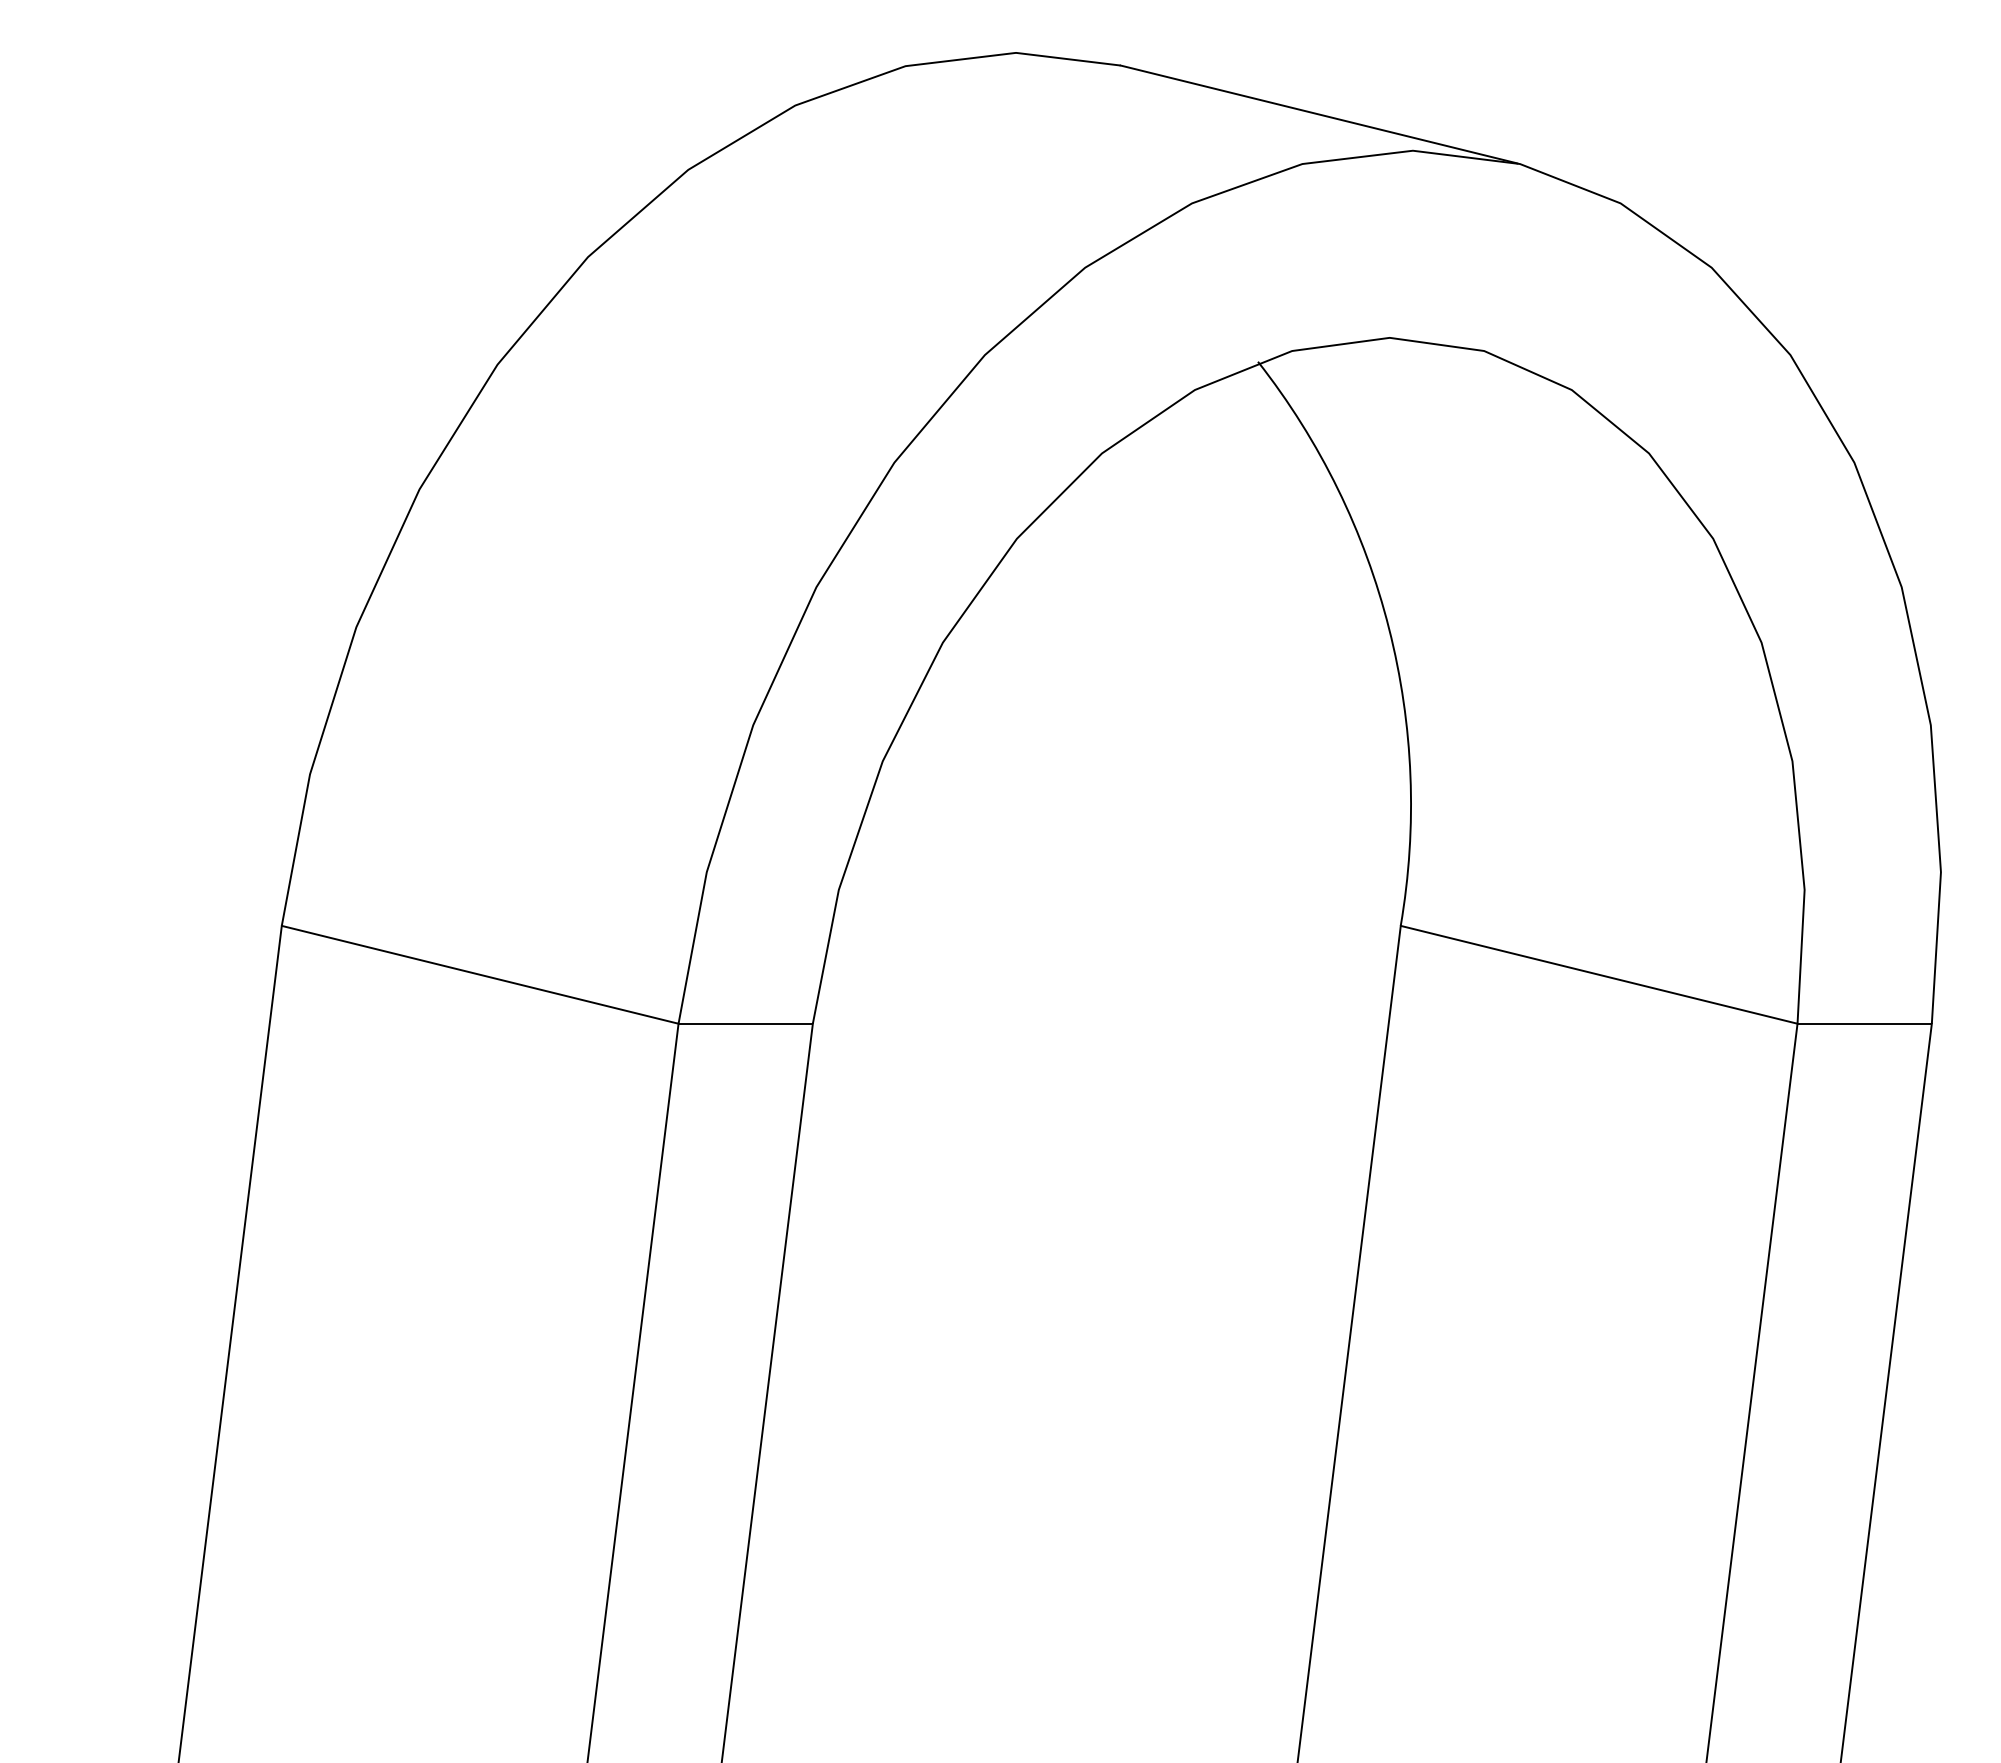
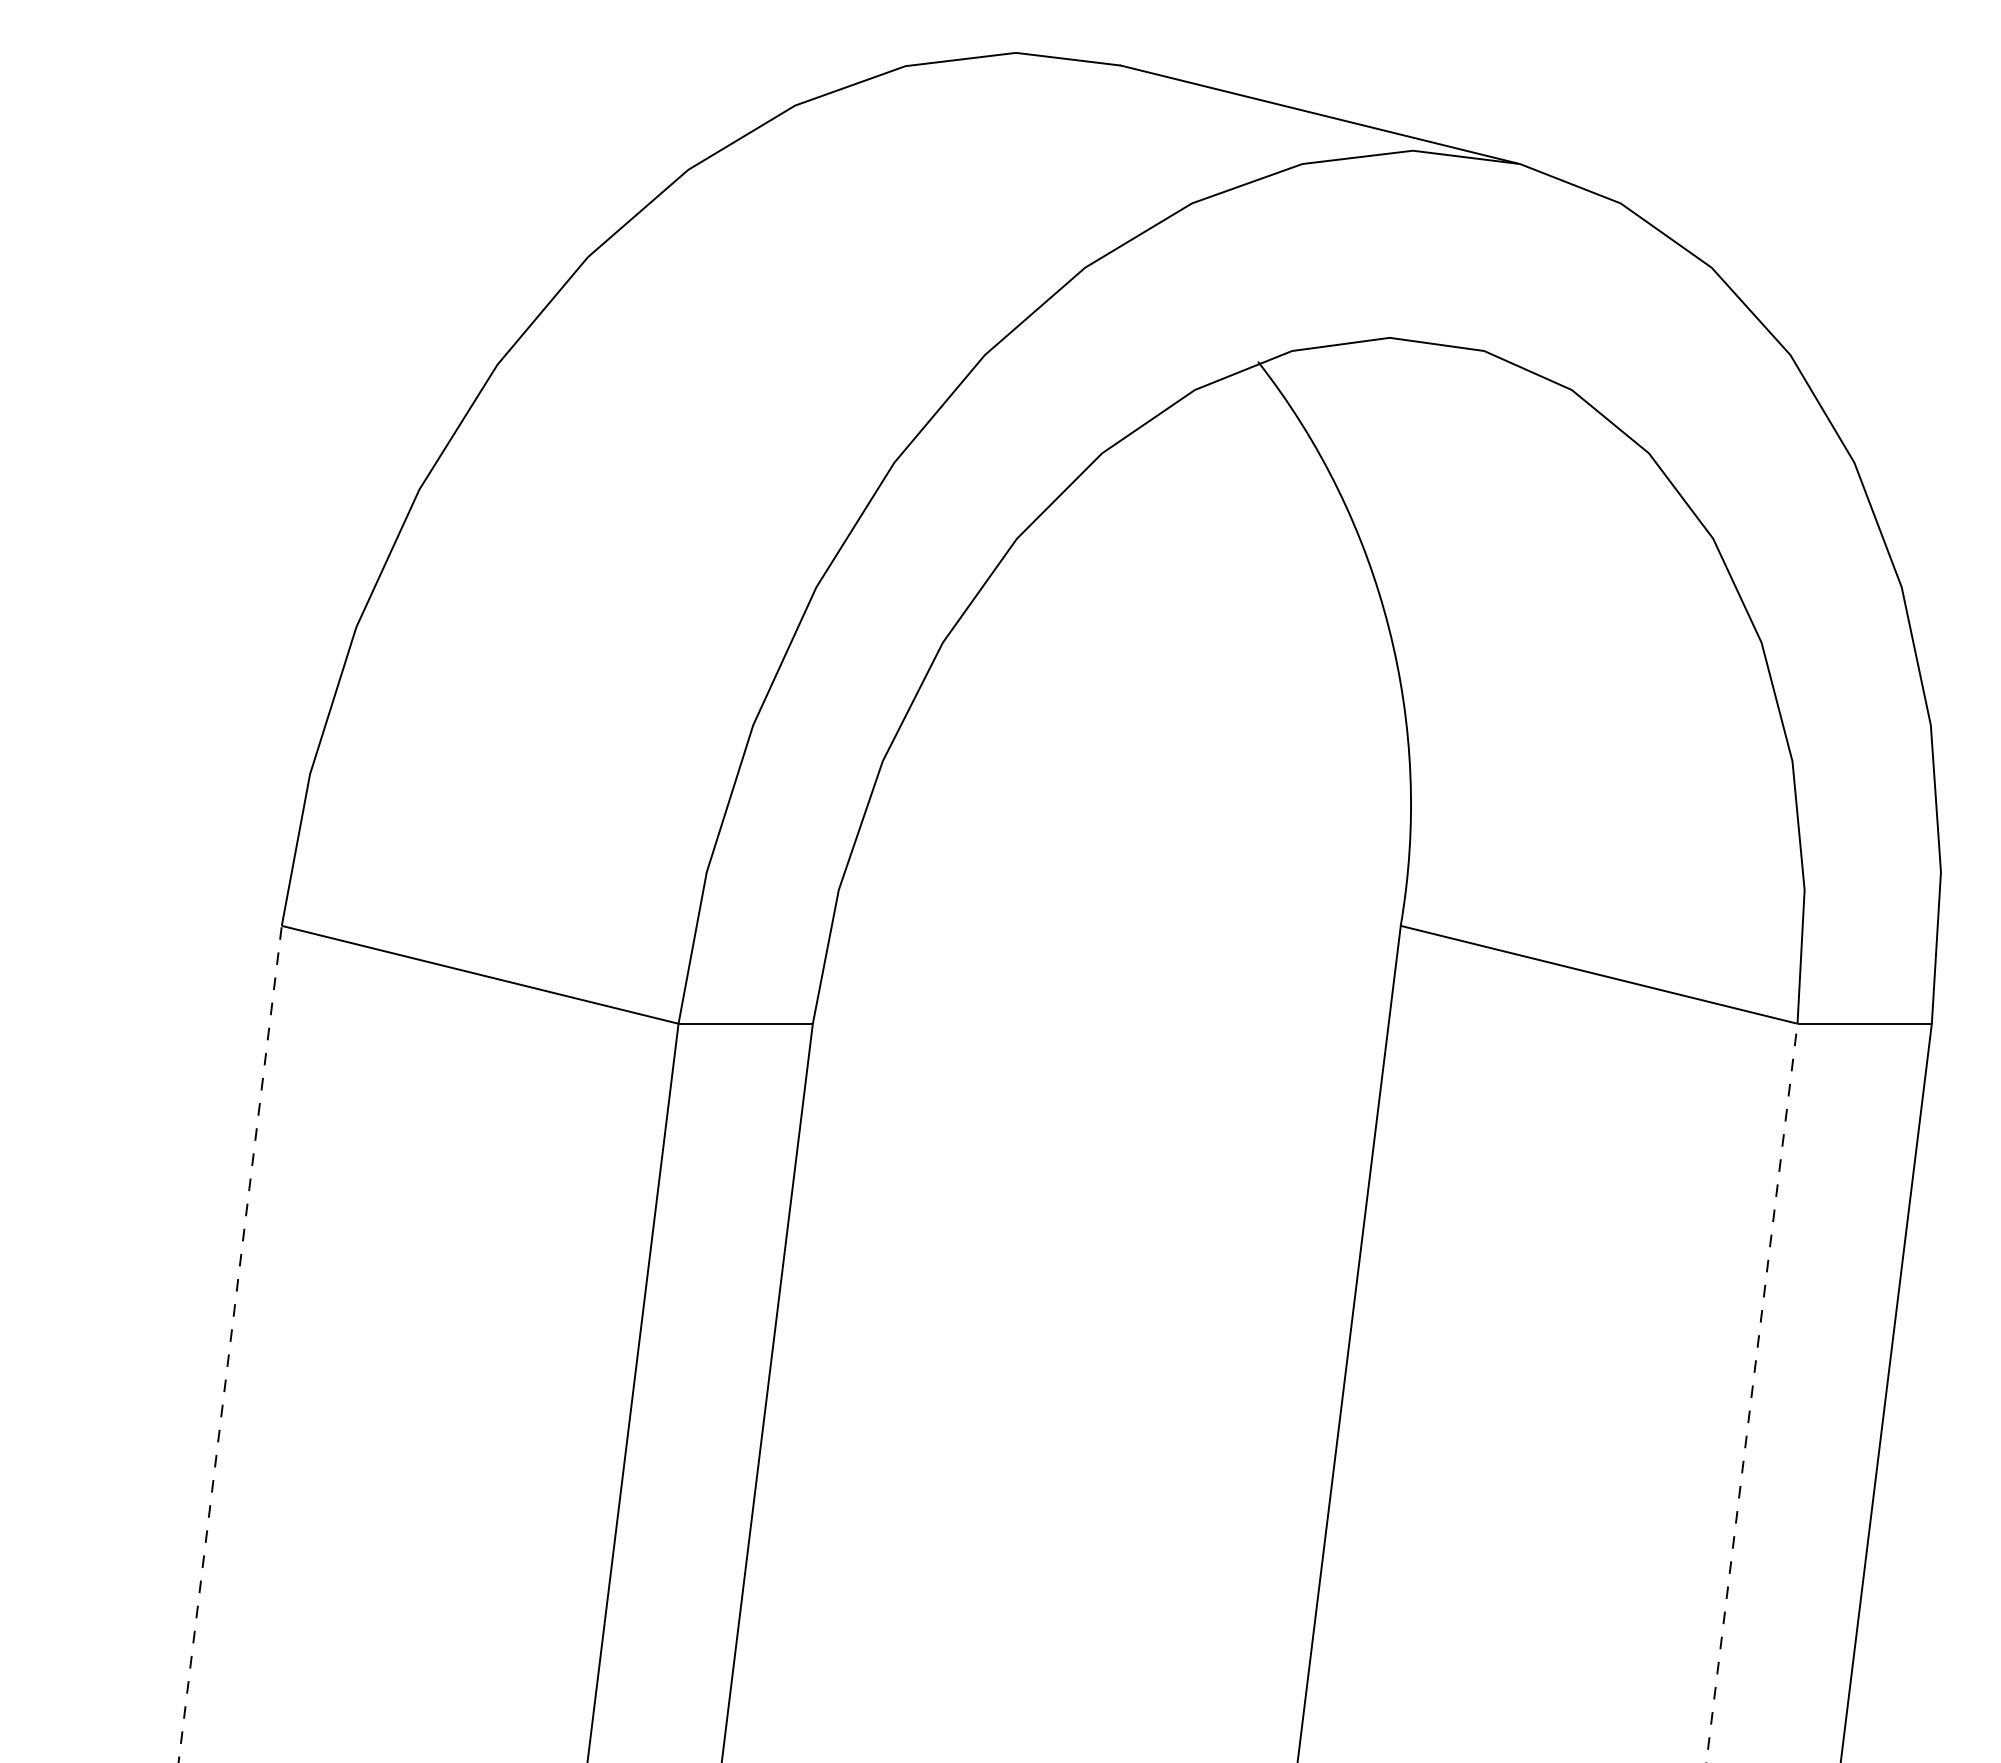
line: solid -> dashed (230, 1343)
line: solid -> dashed (1752, 1392)
